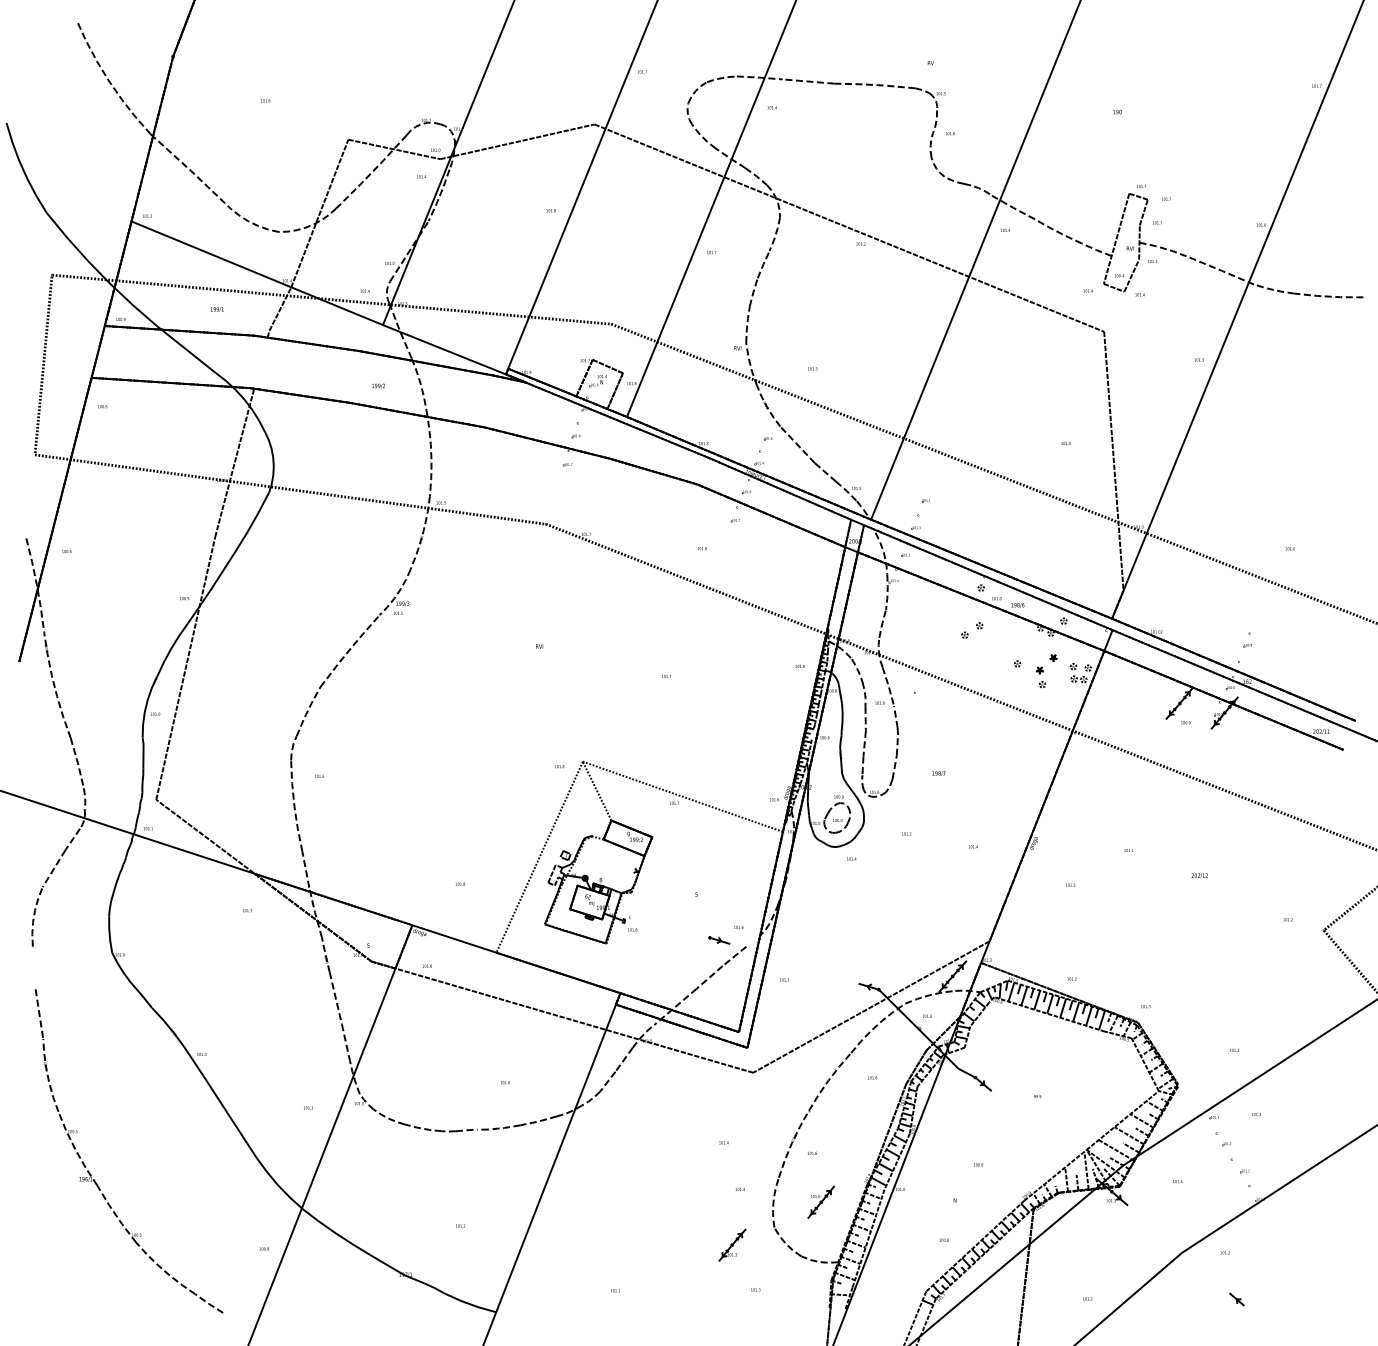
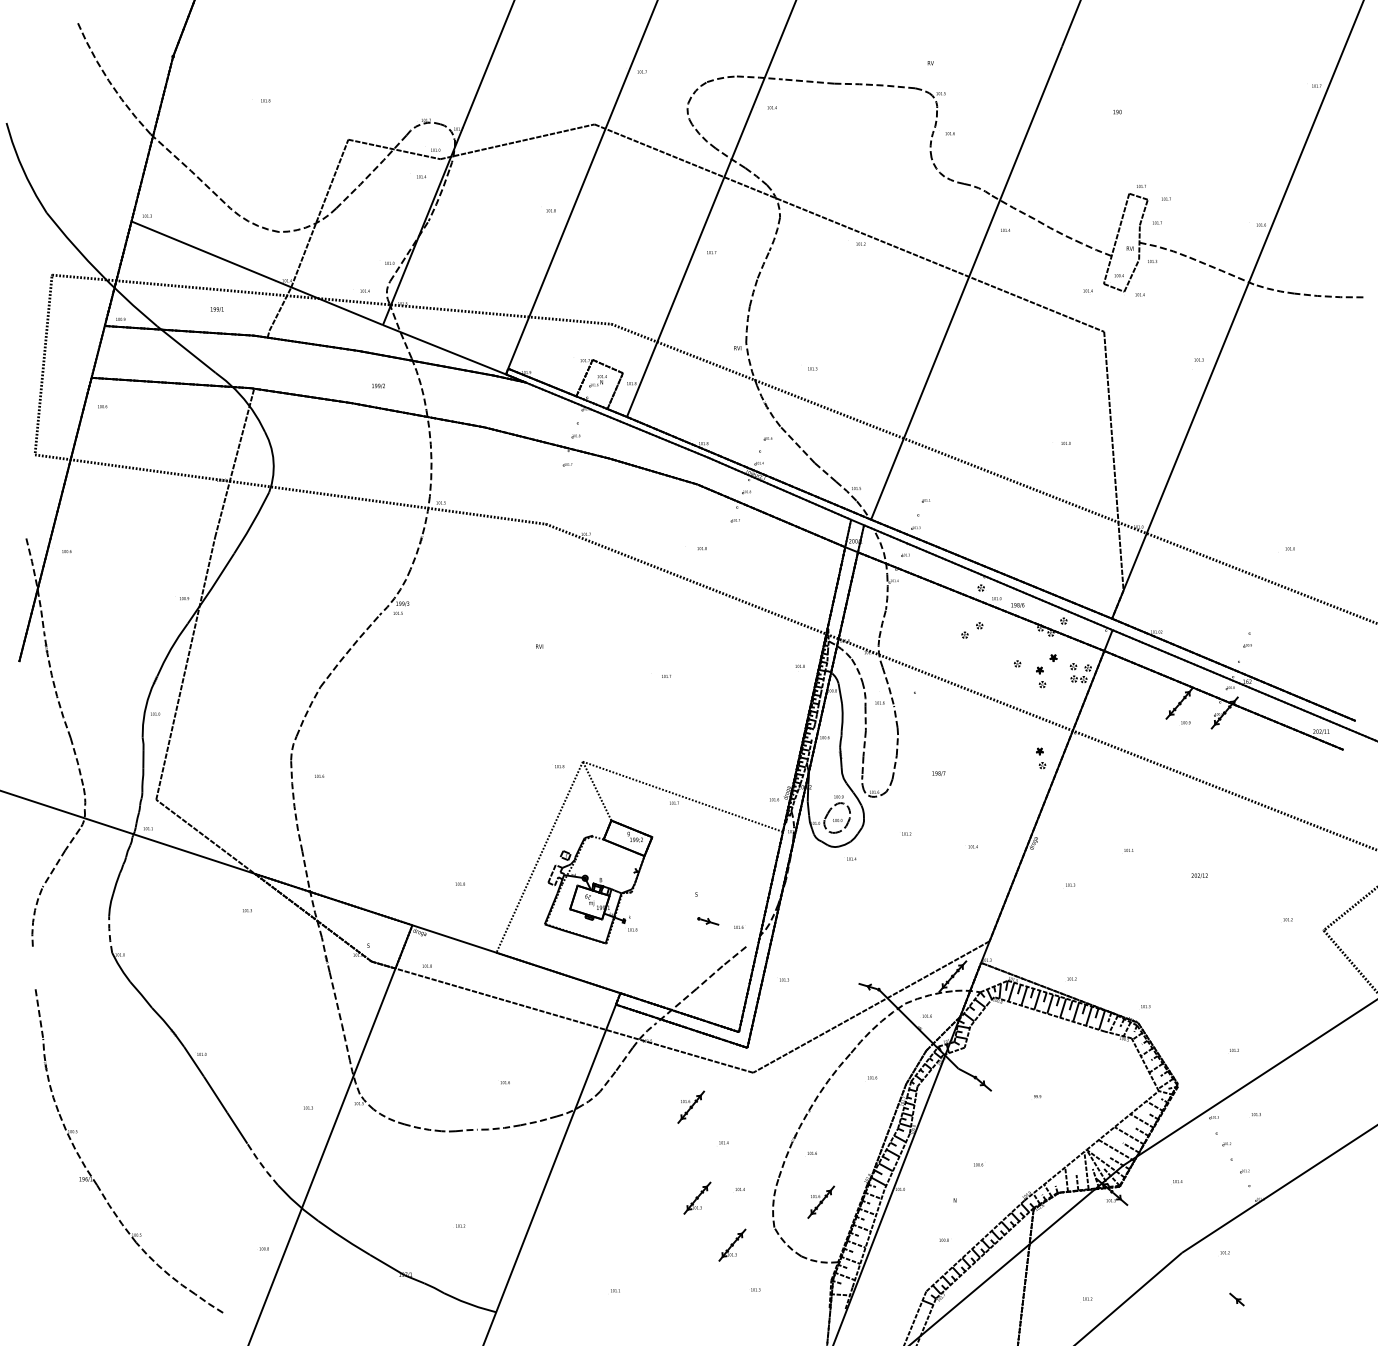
part: none -> present (1041, 758)
line: solid -> dashed (109, 934)
part position: (719, 940) -> (708, 921) (708, 921)
part: none -> present (691, 1106)
line: solid -> dashed (261, 1165)
part: none -> present (697, 1197)
